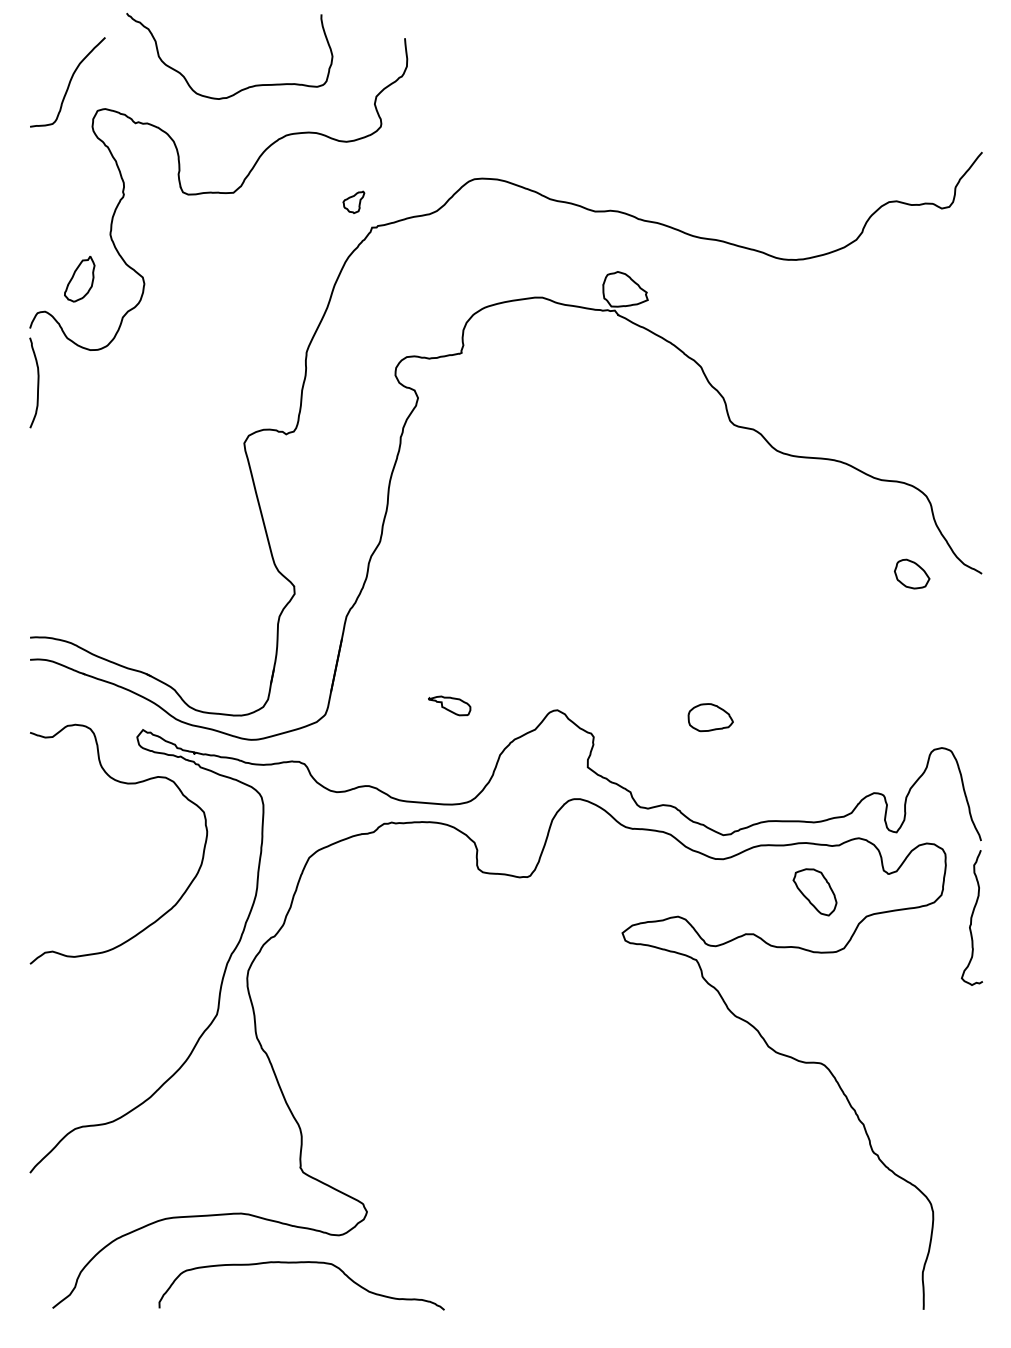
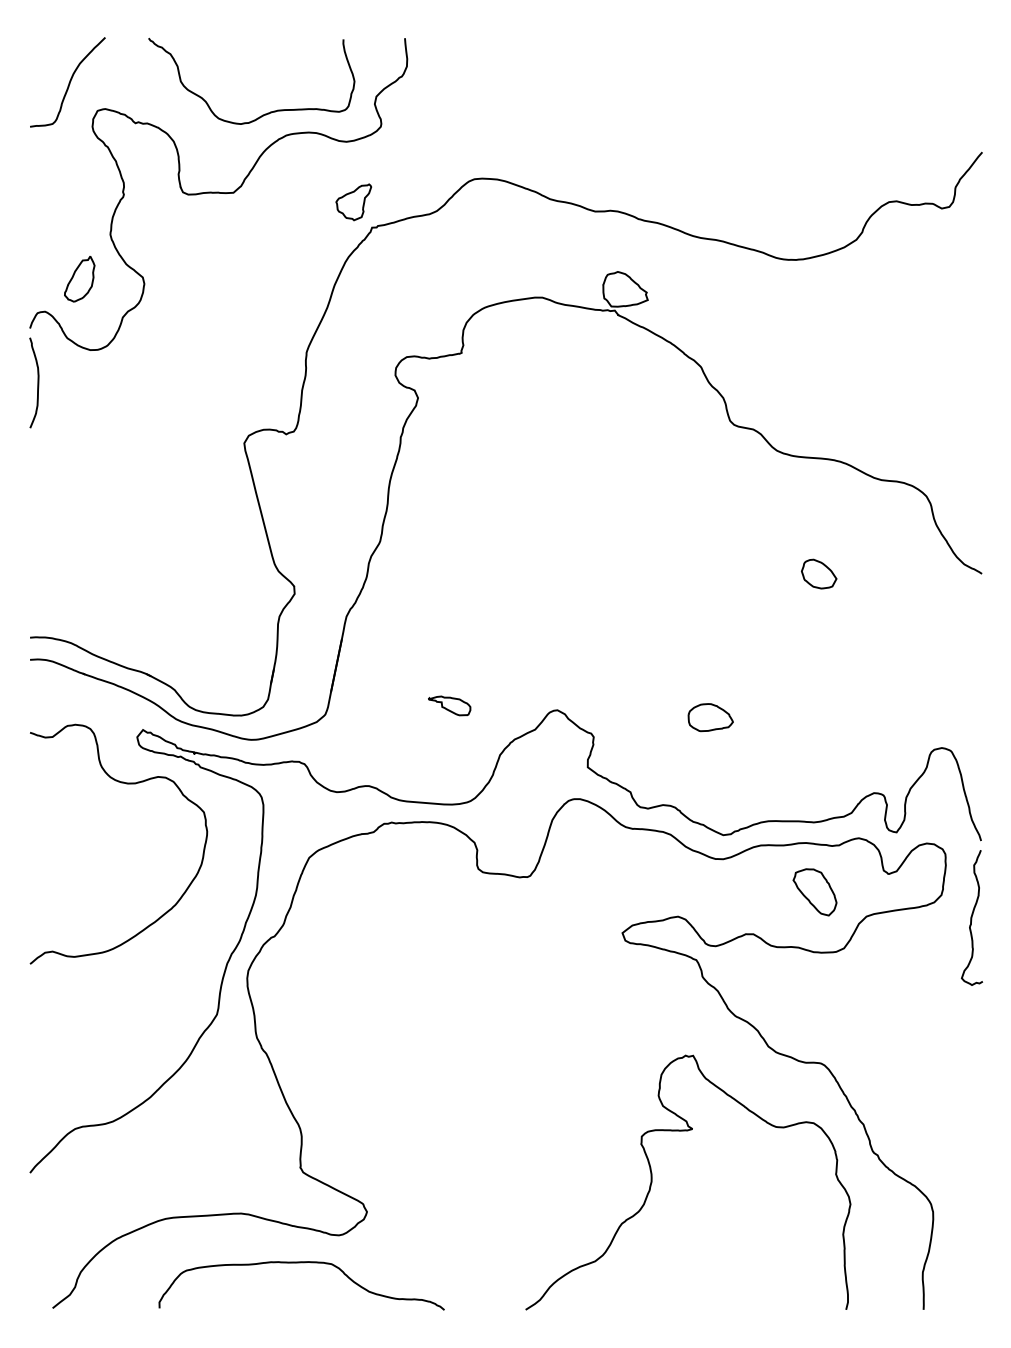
curve position: (240, 89) -> (262, 114) (262, 114)
part size: 24x24 px -> 38x39 px (353, 202)
part position: (912, 573) -> (819, 573) (819, 573)
curve: none -> present (652, 1182)
